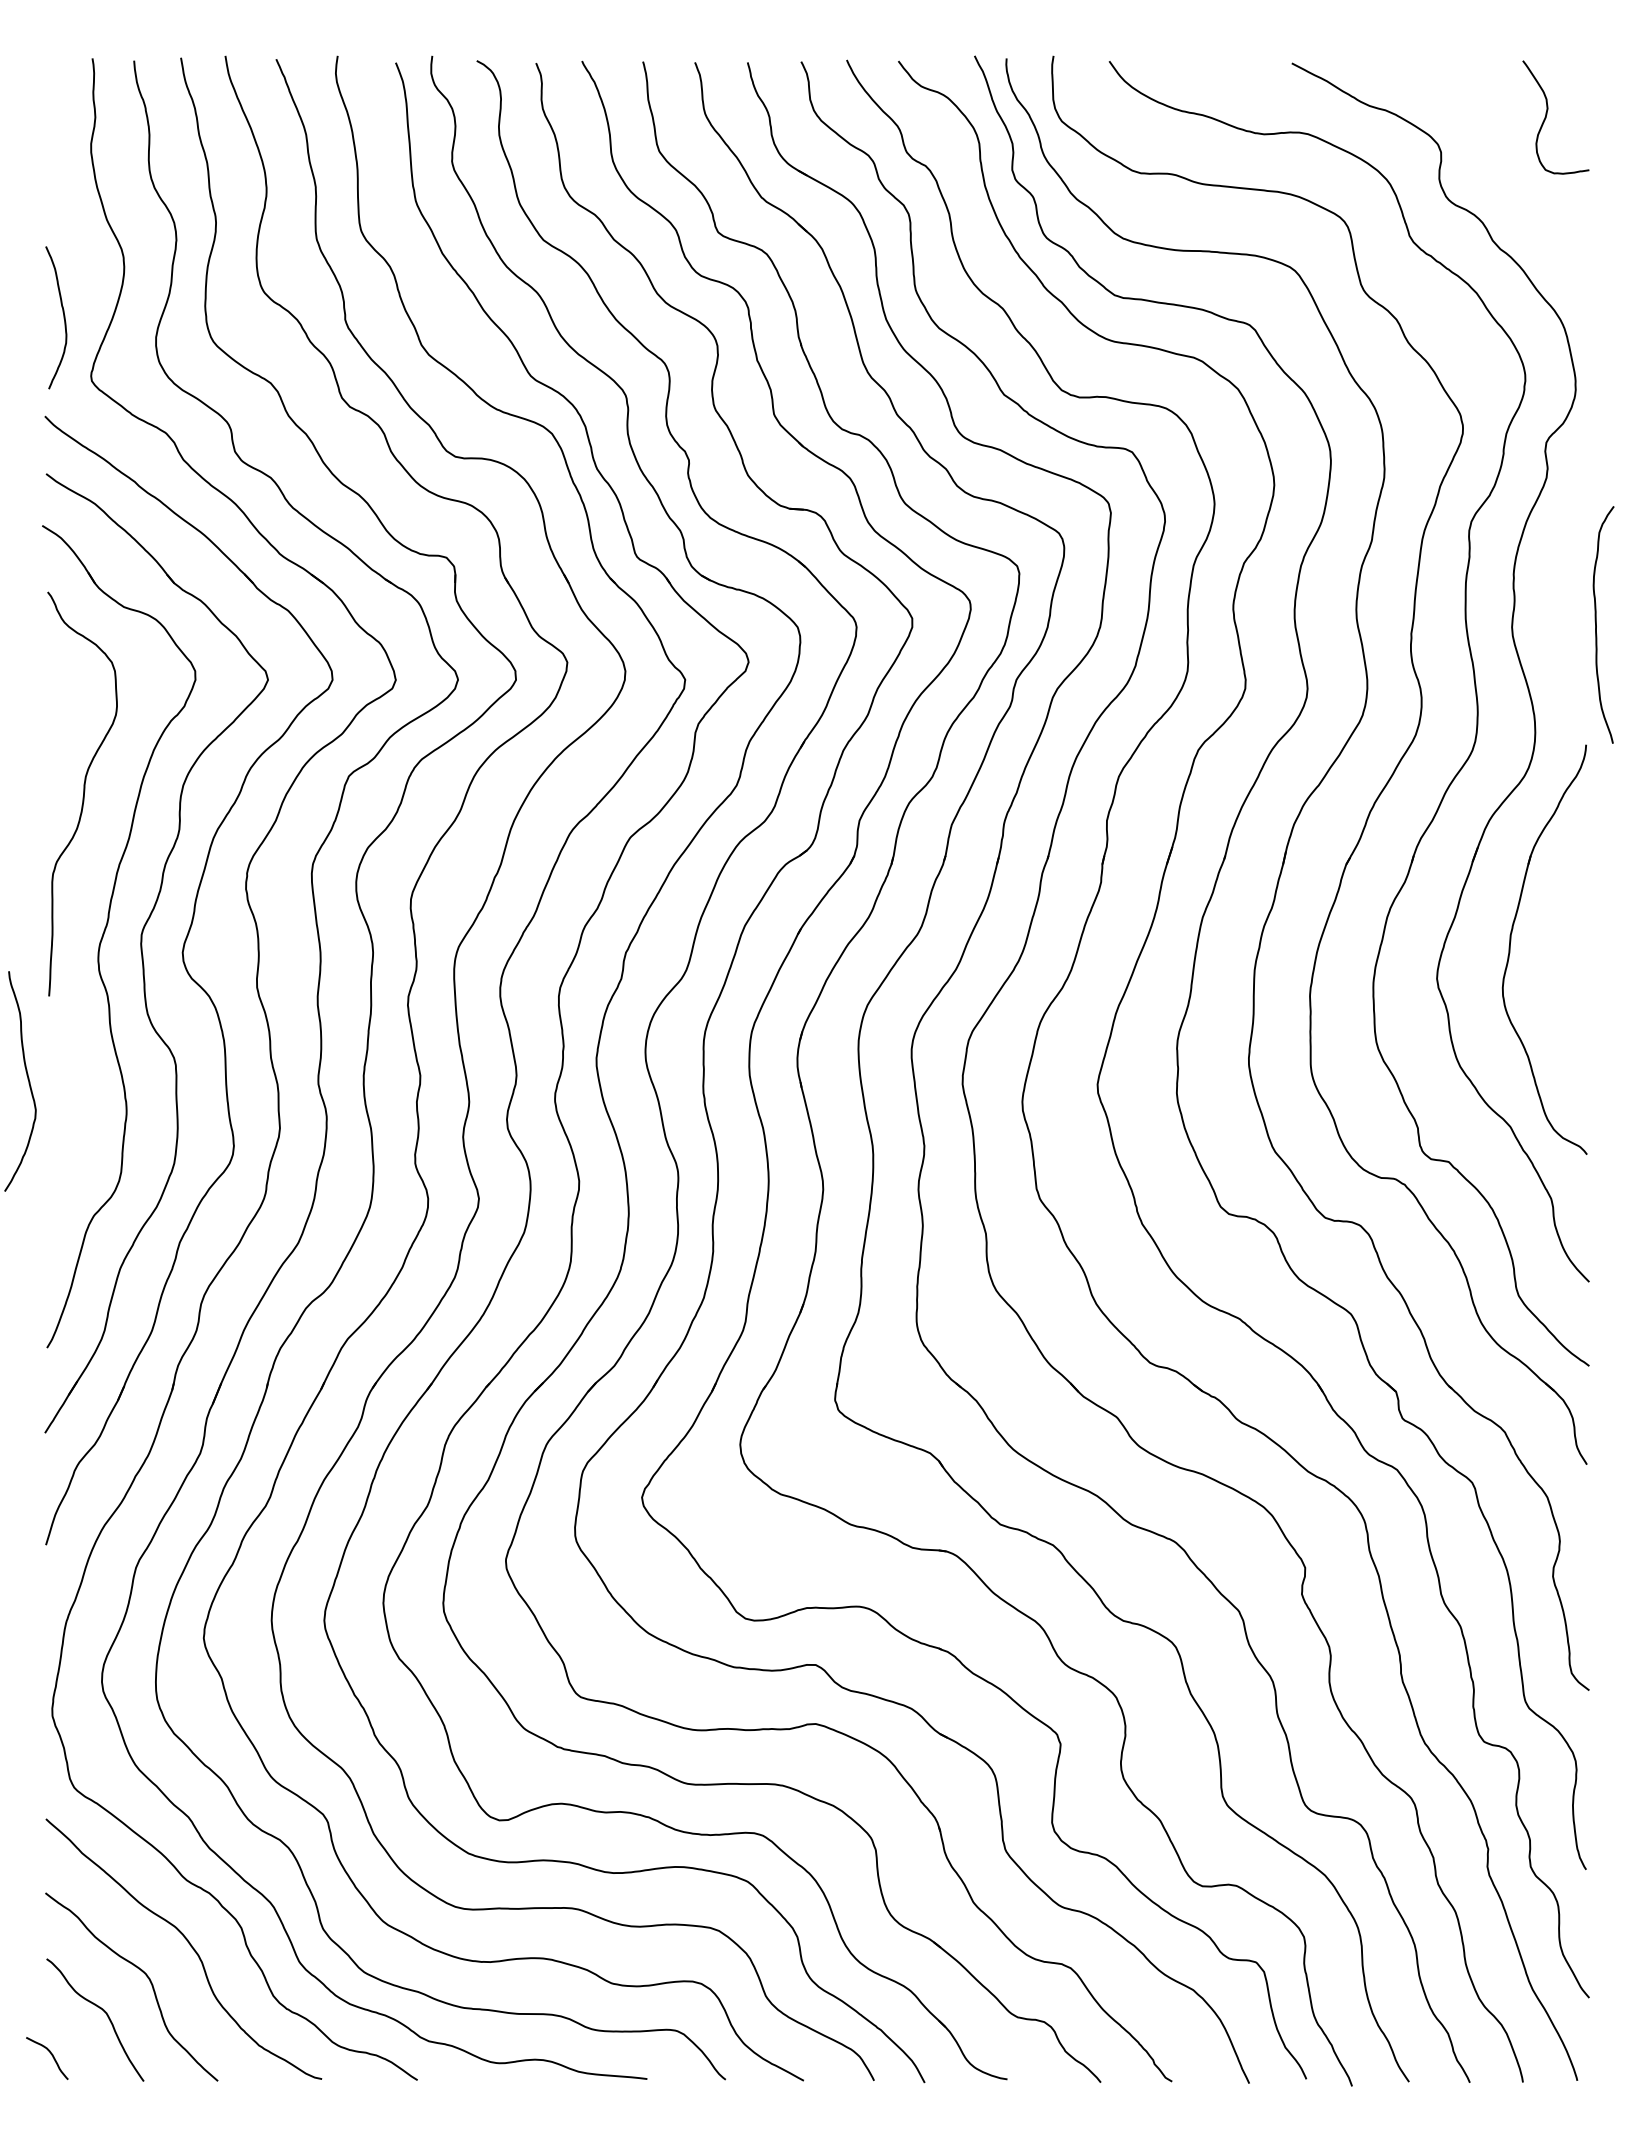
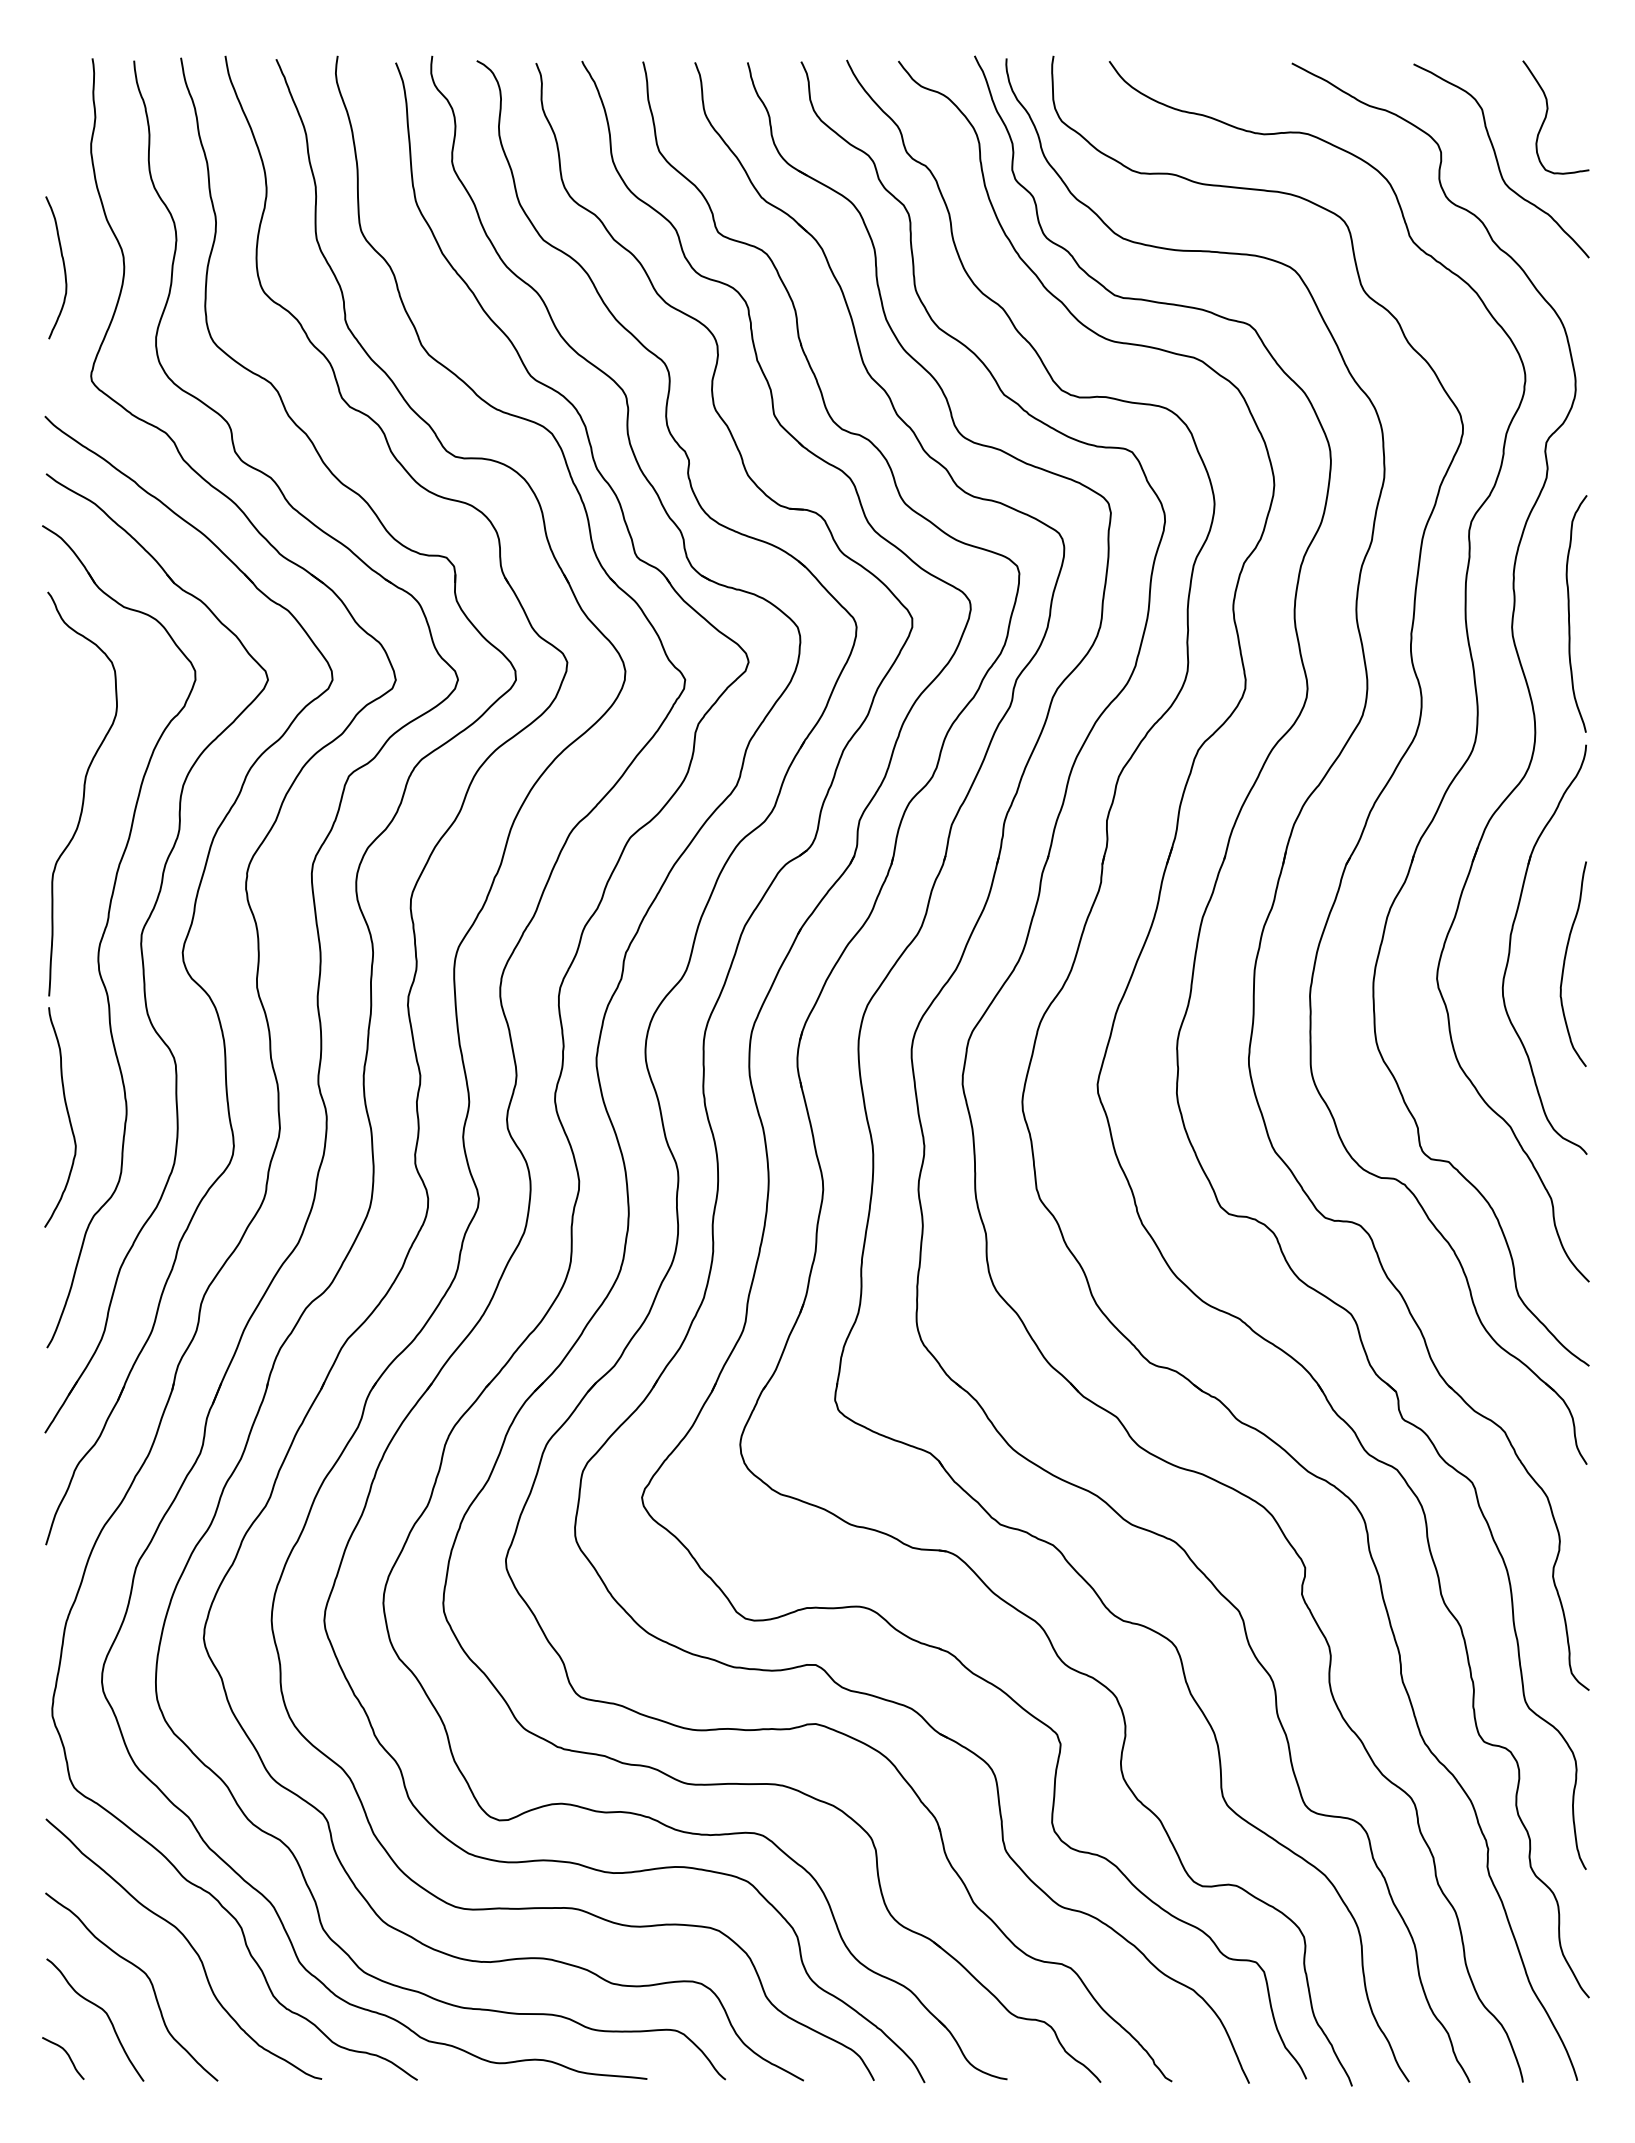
curve: none -> present (1498, 161)
curve position: (63, 317) -> (63, 267) (63, 267)
curve position: (1596, 624) -> (1569, 613) (1569, 613)
curve: none -> present (1565, 962)
curve position: (27, 1079) -> (67, 1115) (67, 1115)
curve position: (50, 2054) -> (66, 2054) (66, 2054)
